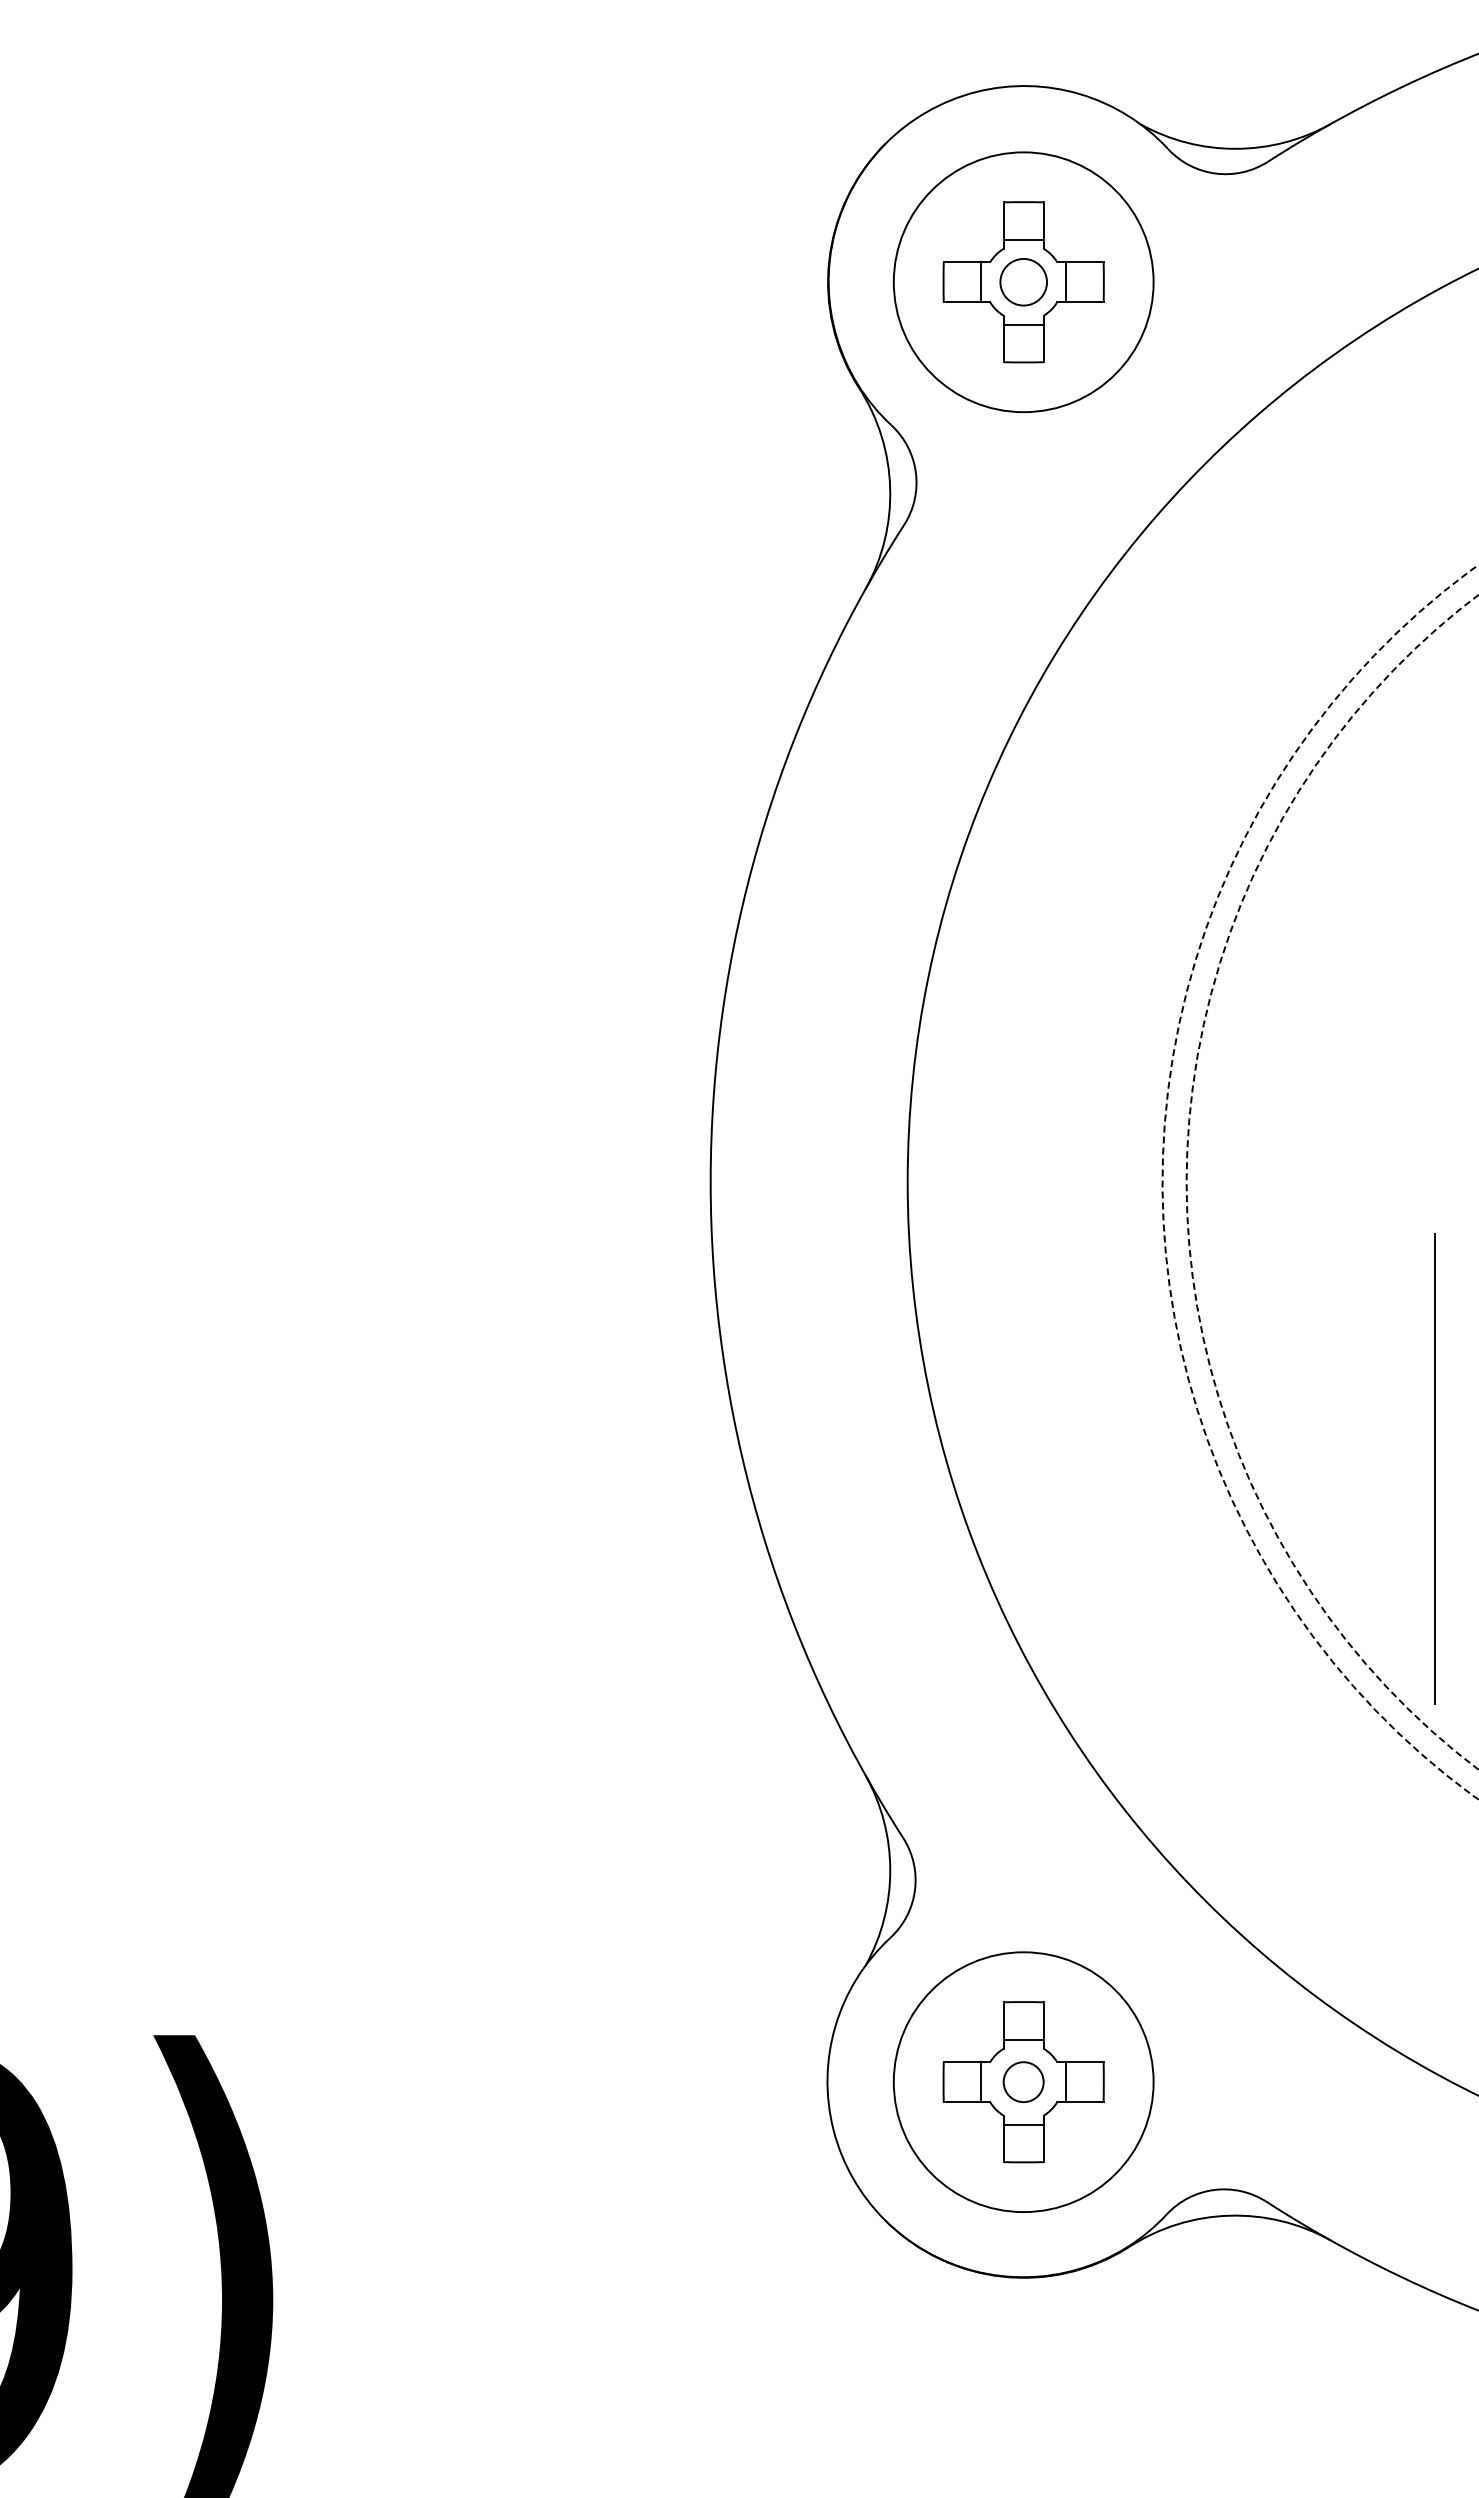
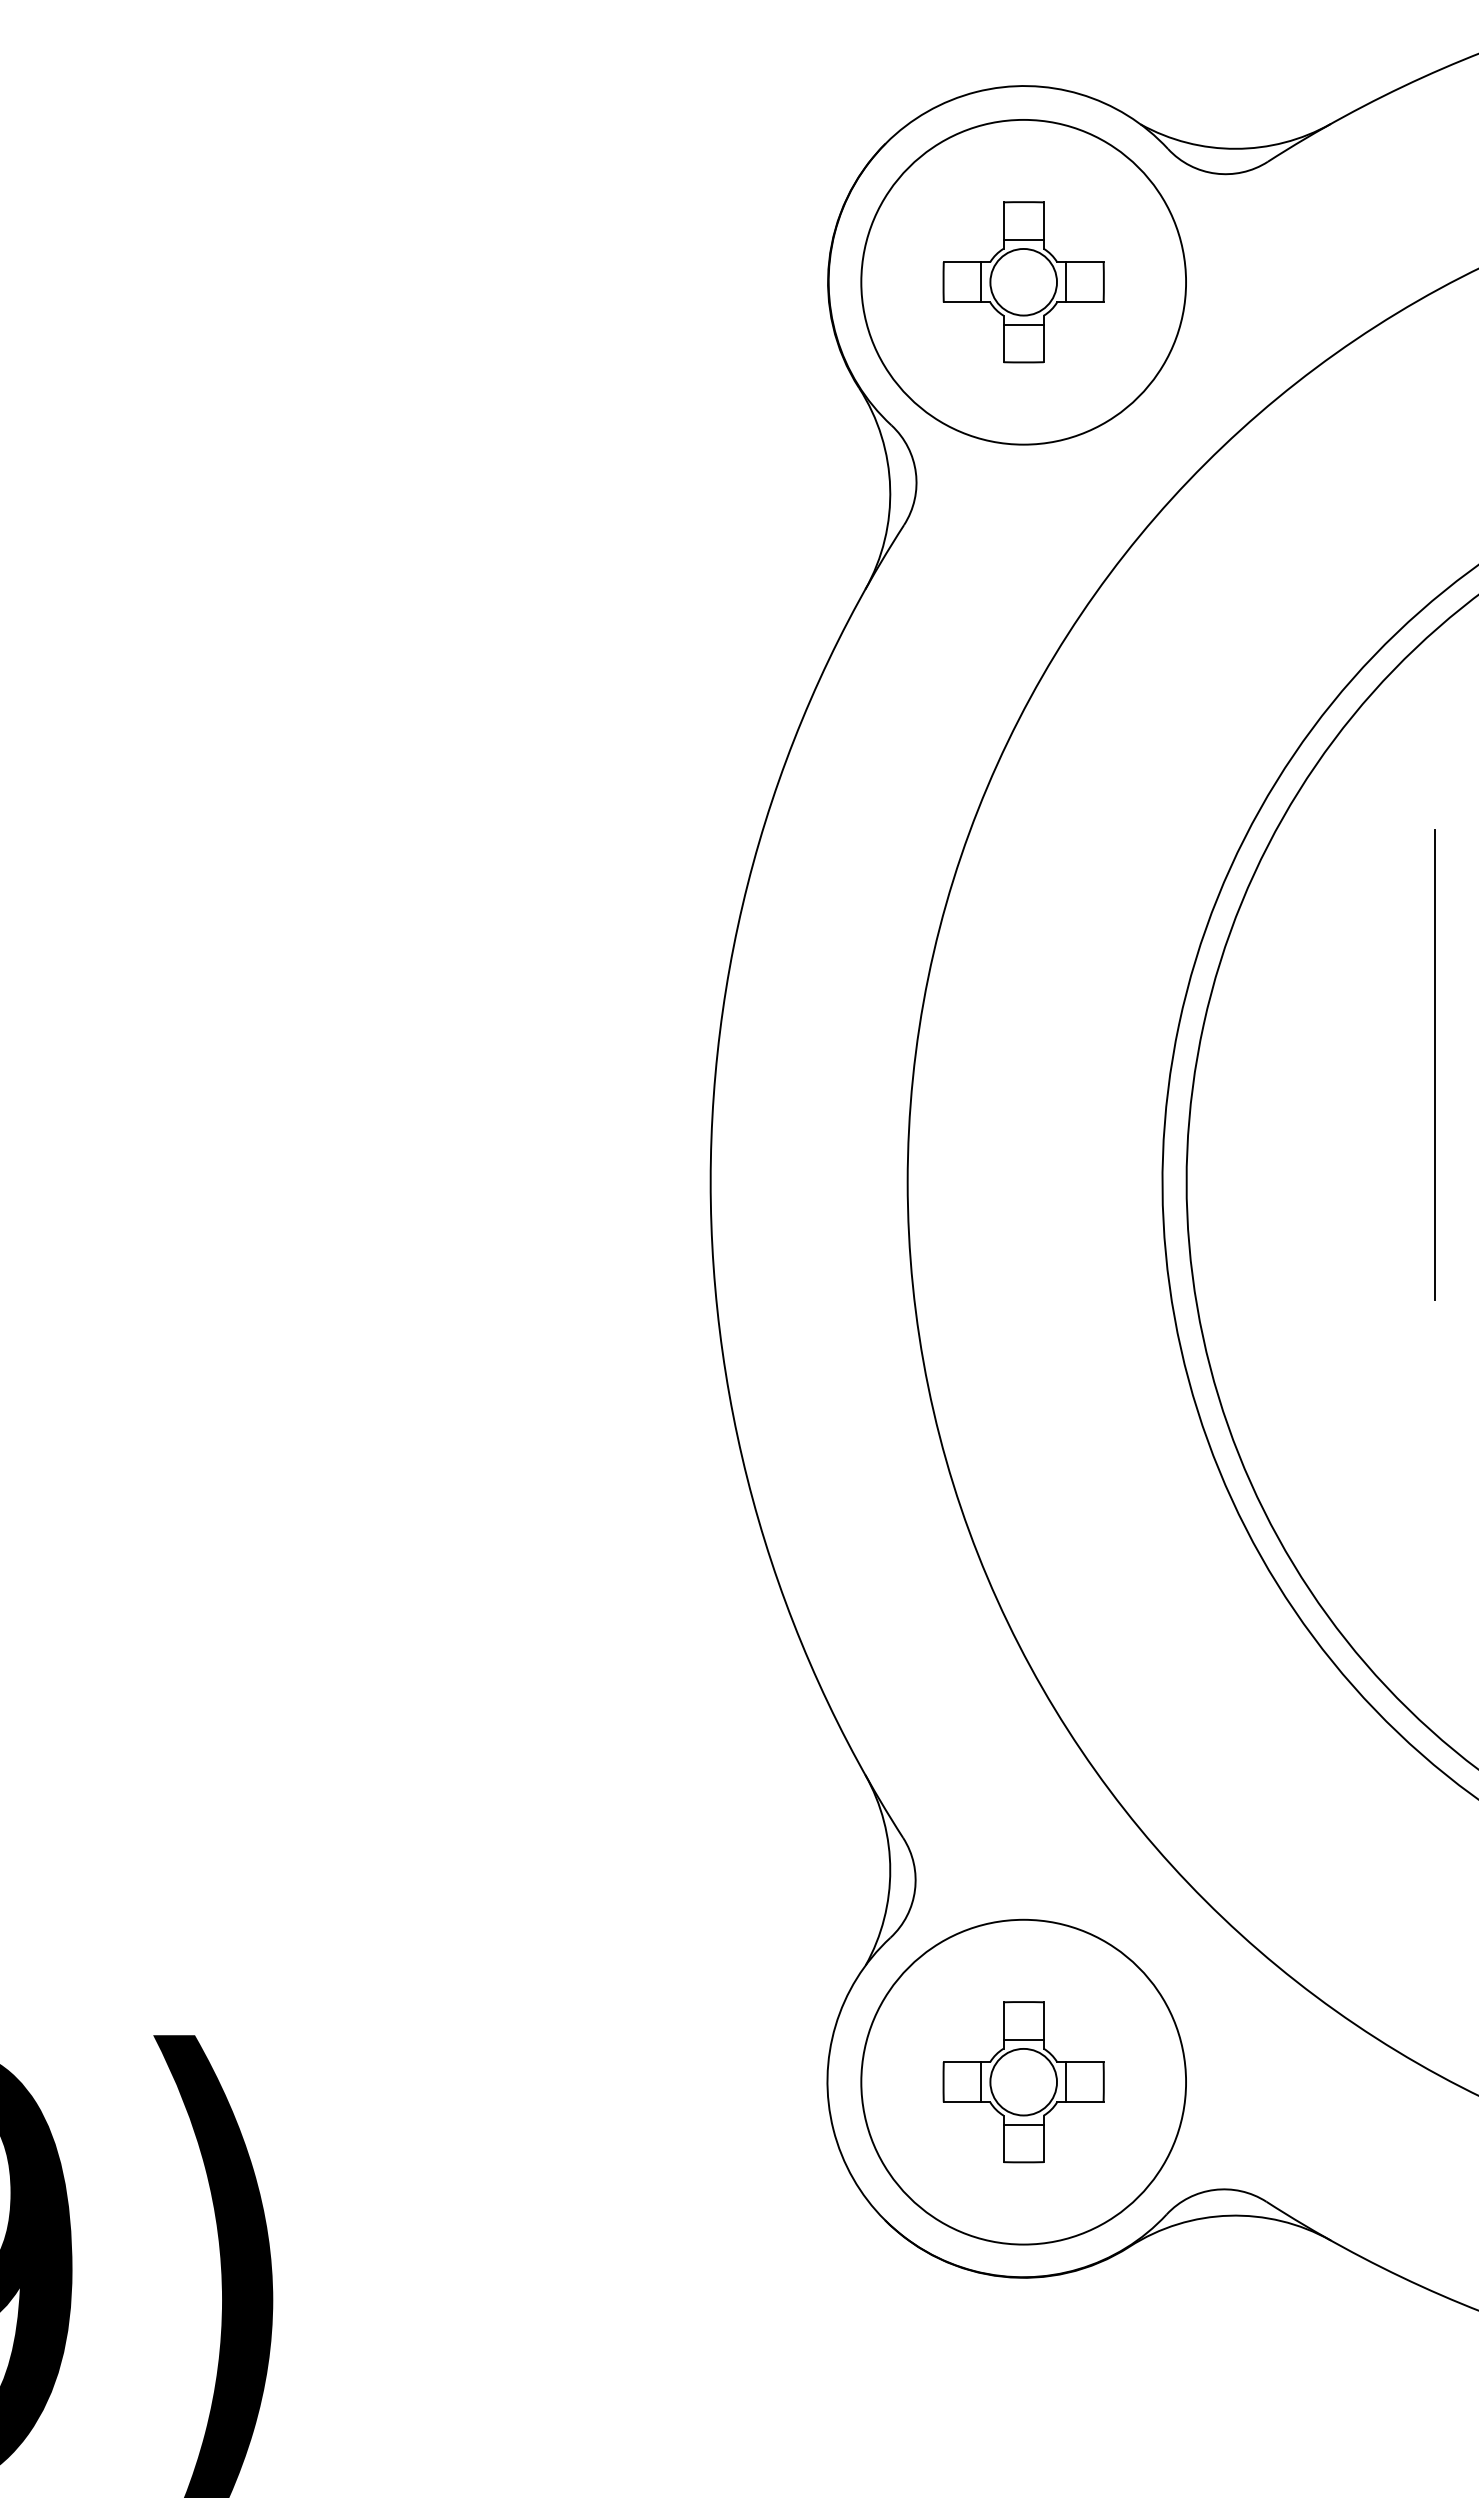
circle diameter: 47 px -> 67 px (1023, 281)
circle diameter: 260 px -> 325 px (1023, 281)
arc: dashed -> solid (1162, 1182)
arc: dashed -> solid (1186, 1182)
line position: (1434, 1468) -> (1434, 1064) (1434, 1064)
circle diameter: 260 px -> 325 px (1023, 2081)
circle diameter: 40 px -> 67 px (1023, 2081)
